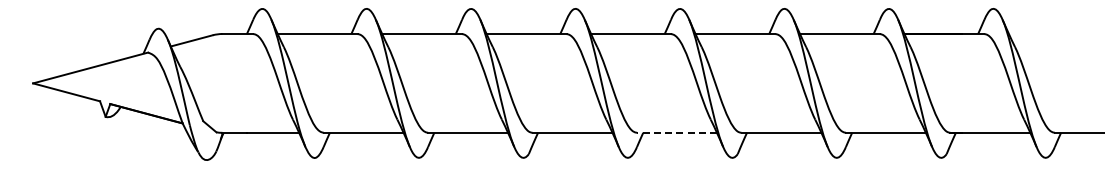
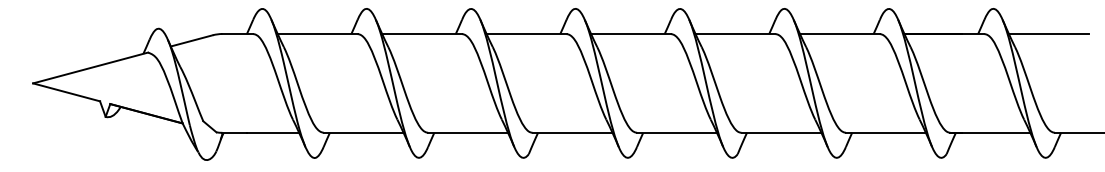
line: none -> present (1048, 34)
line: dashed -> solid (677, 132)
